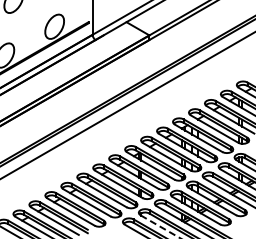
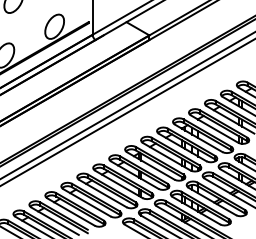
line: none -> present (127, 112)
line: dashed -> solid (161, 227)
